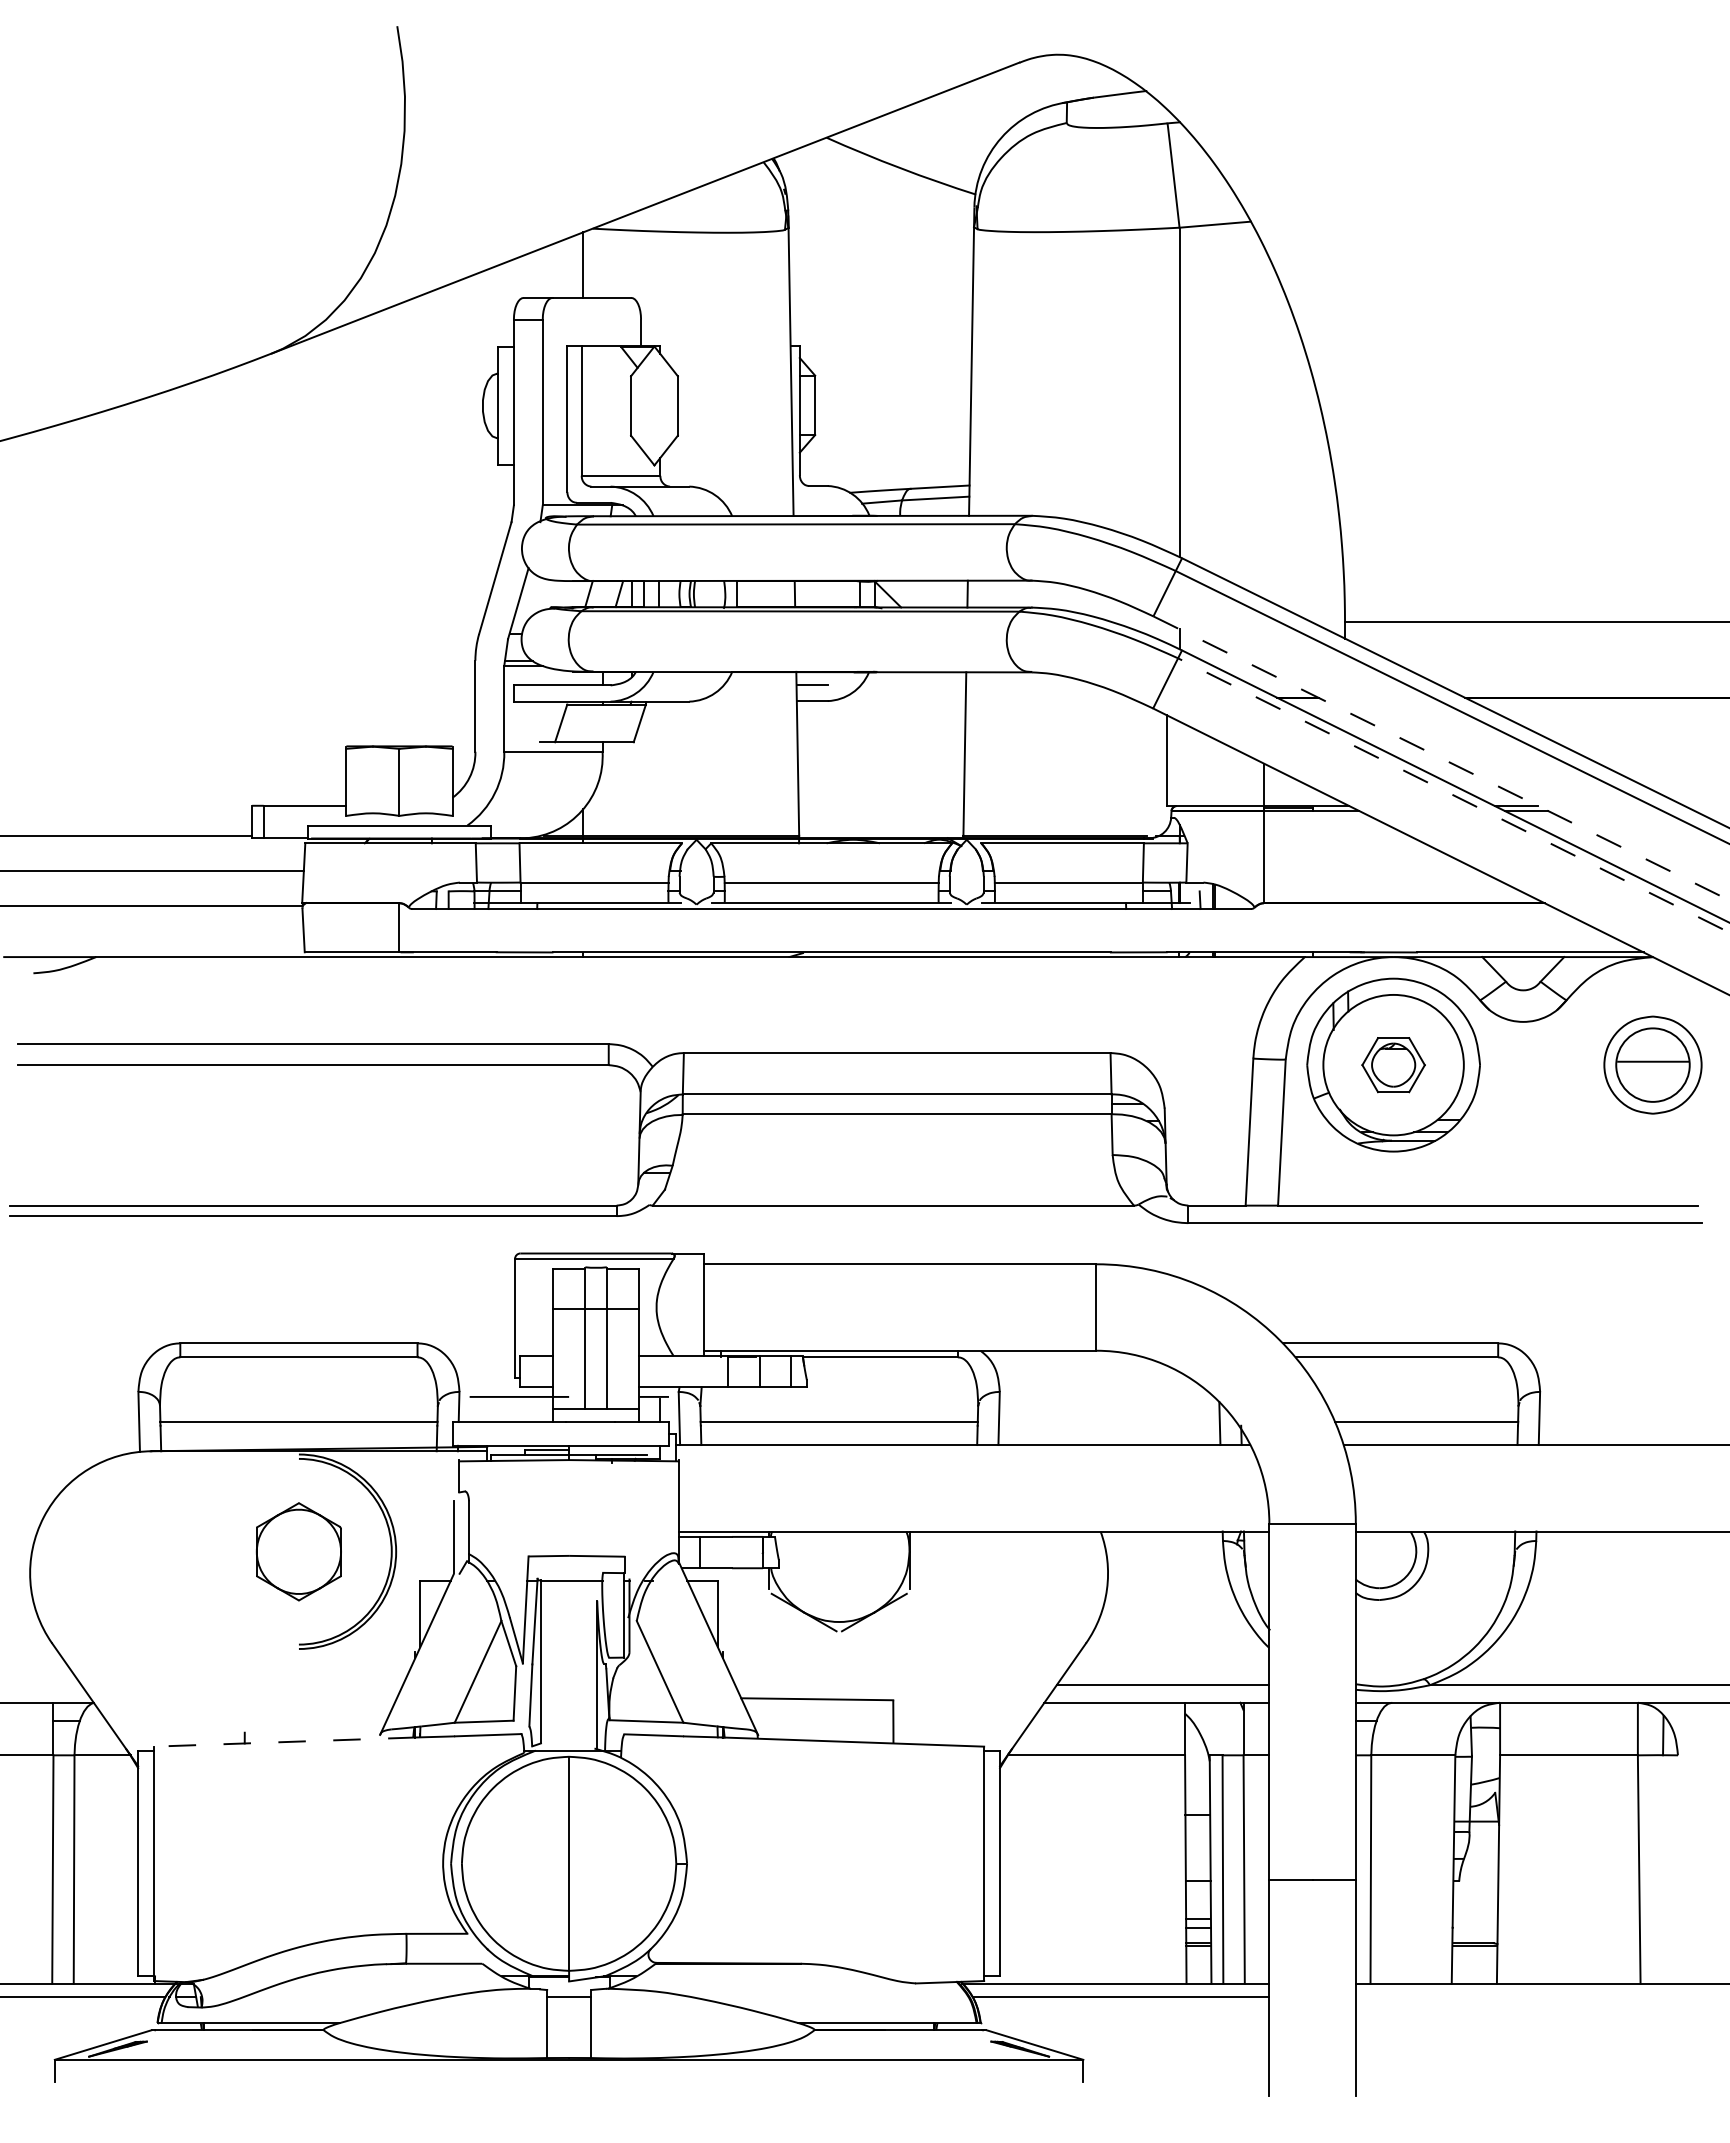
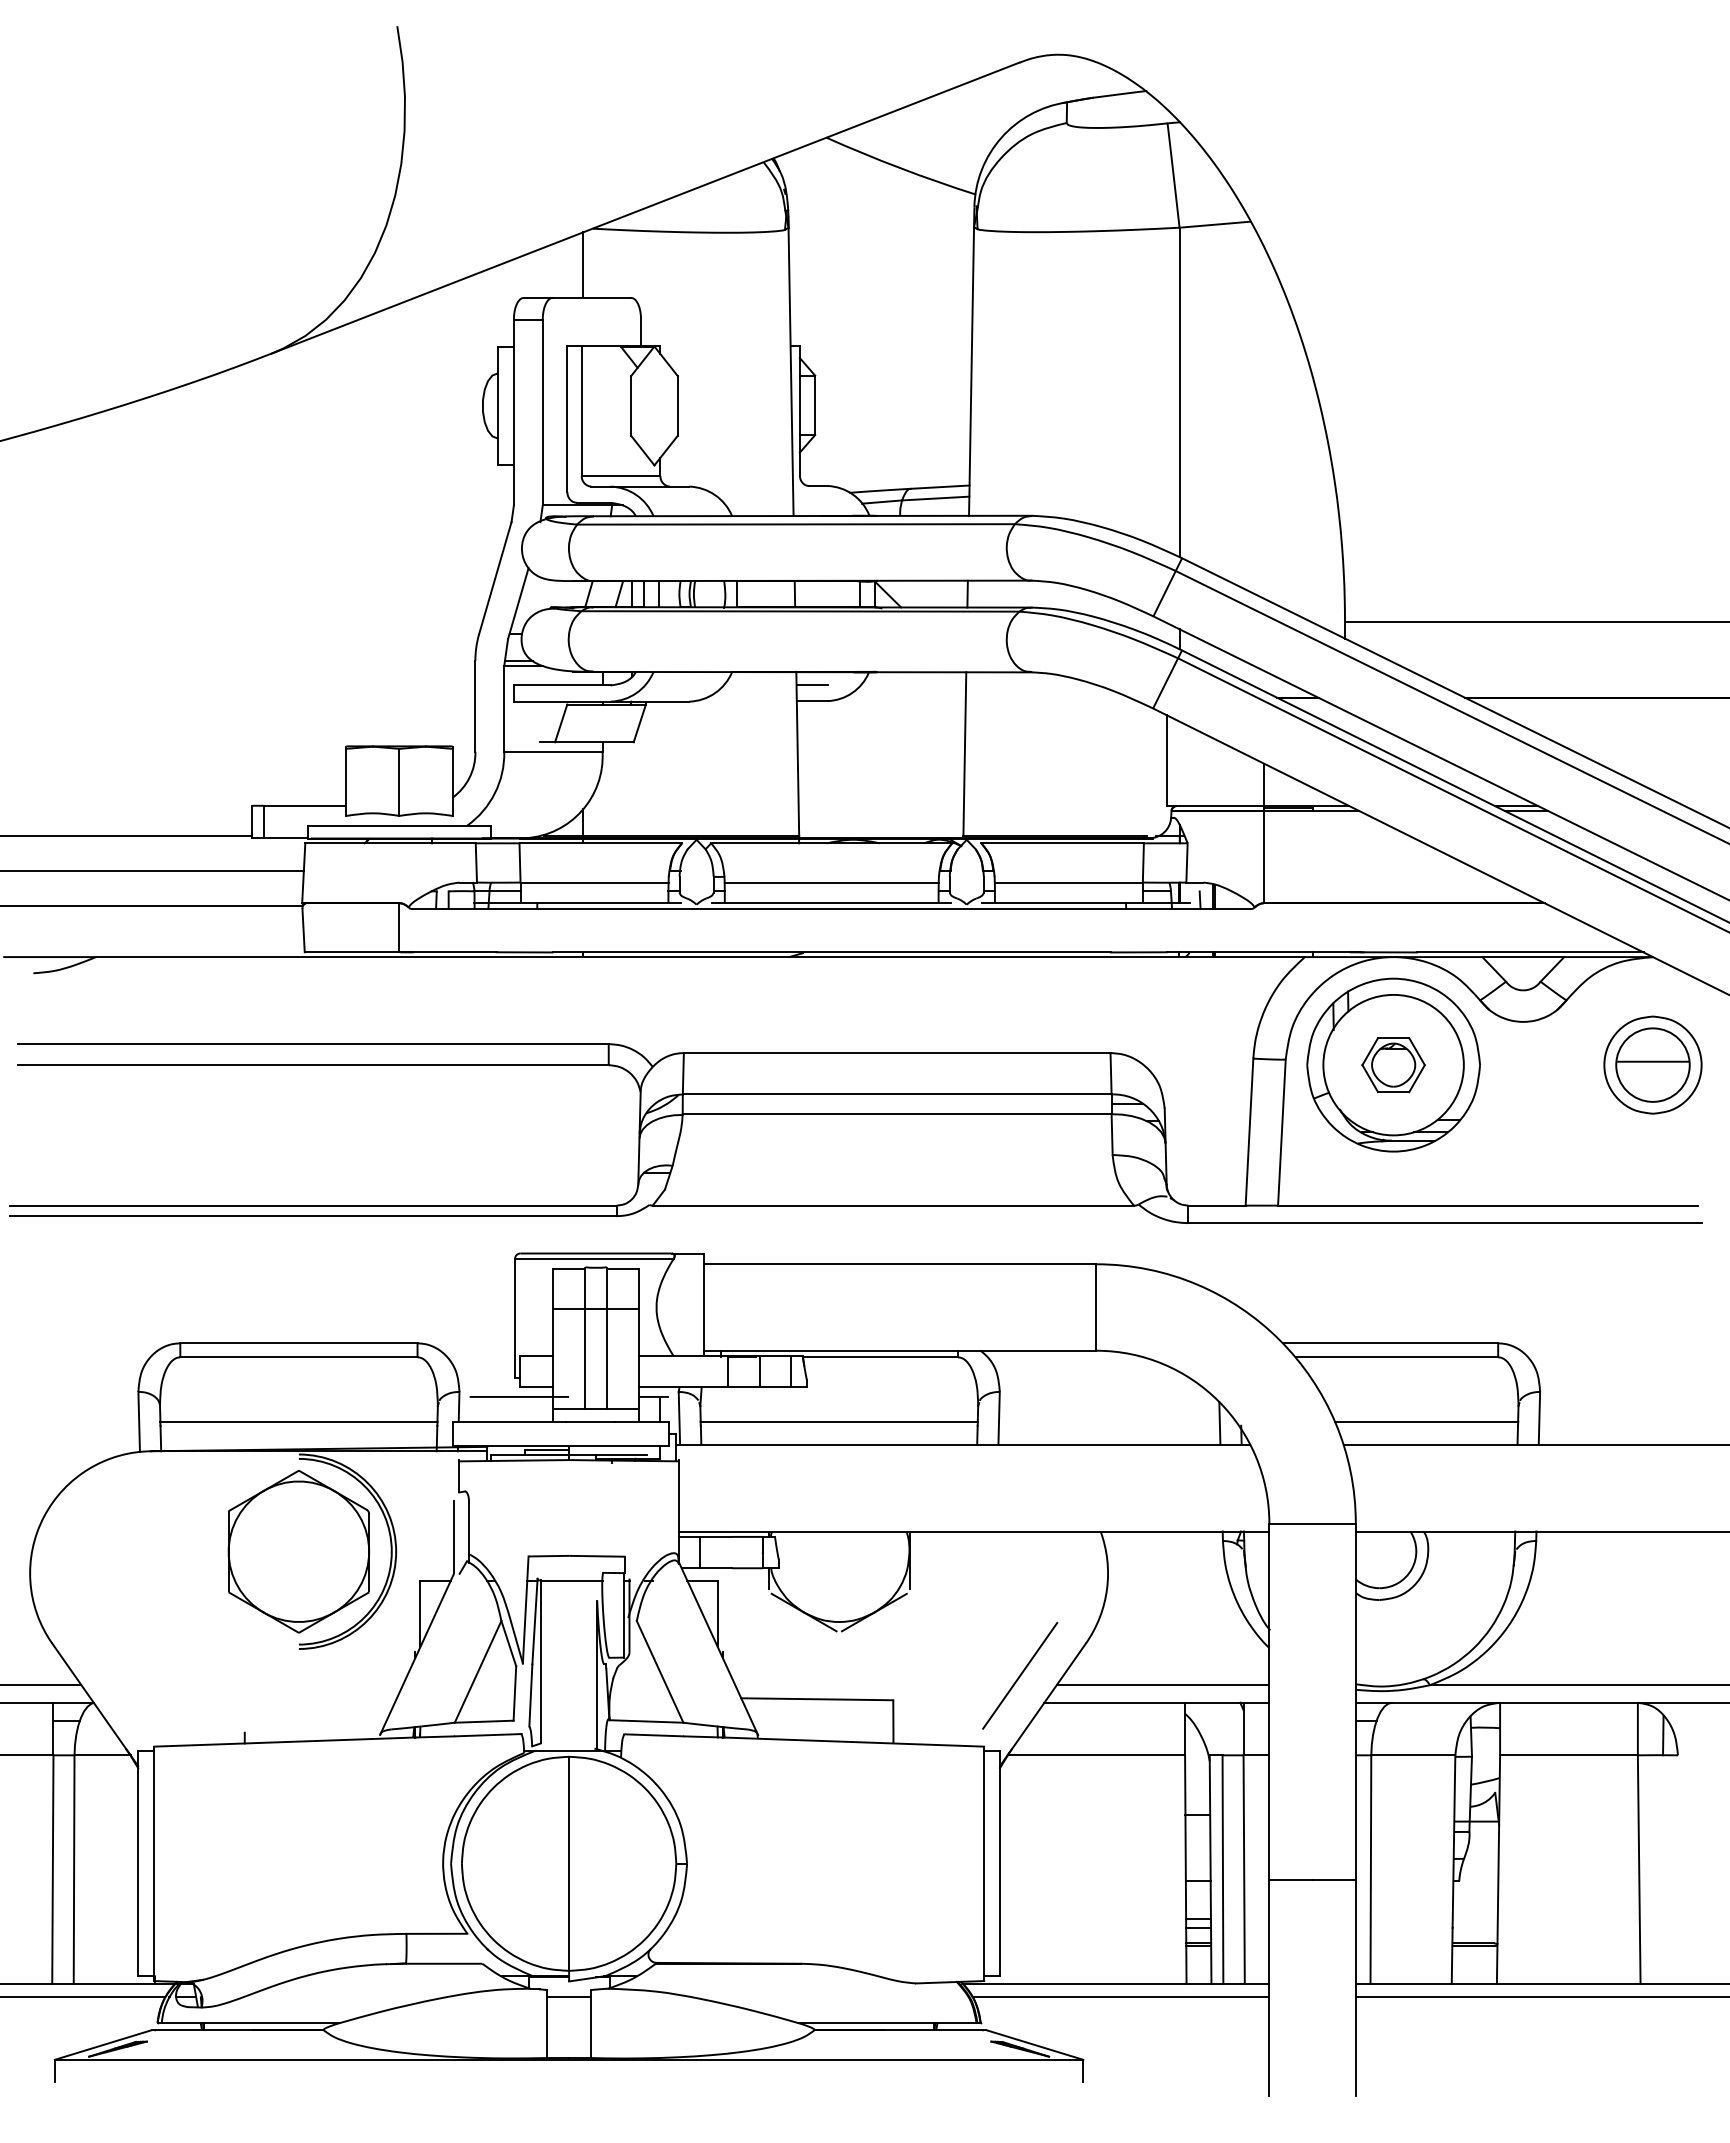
line: dashed -> solid (1441, 758)
line: dashed -> solid (1453, 795)
part size: 87x100 px -> 144x164 px (298, 1551)
line: none -> present (1020, 1675)
line: none -> present (41, 1685)
line: dashed -> solid (284, 1742)
line: none -> present (1540, 1997)
